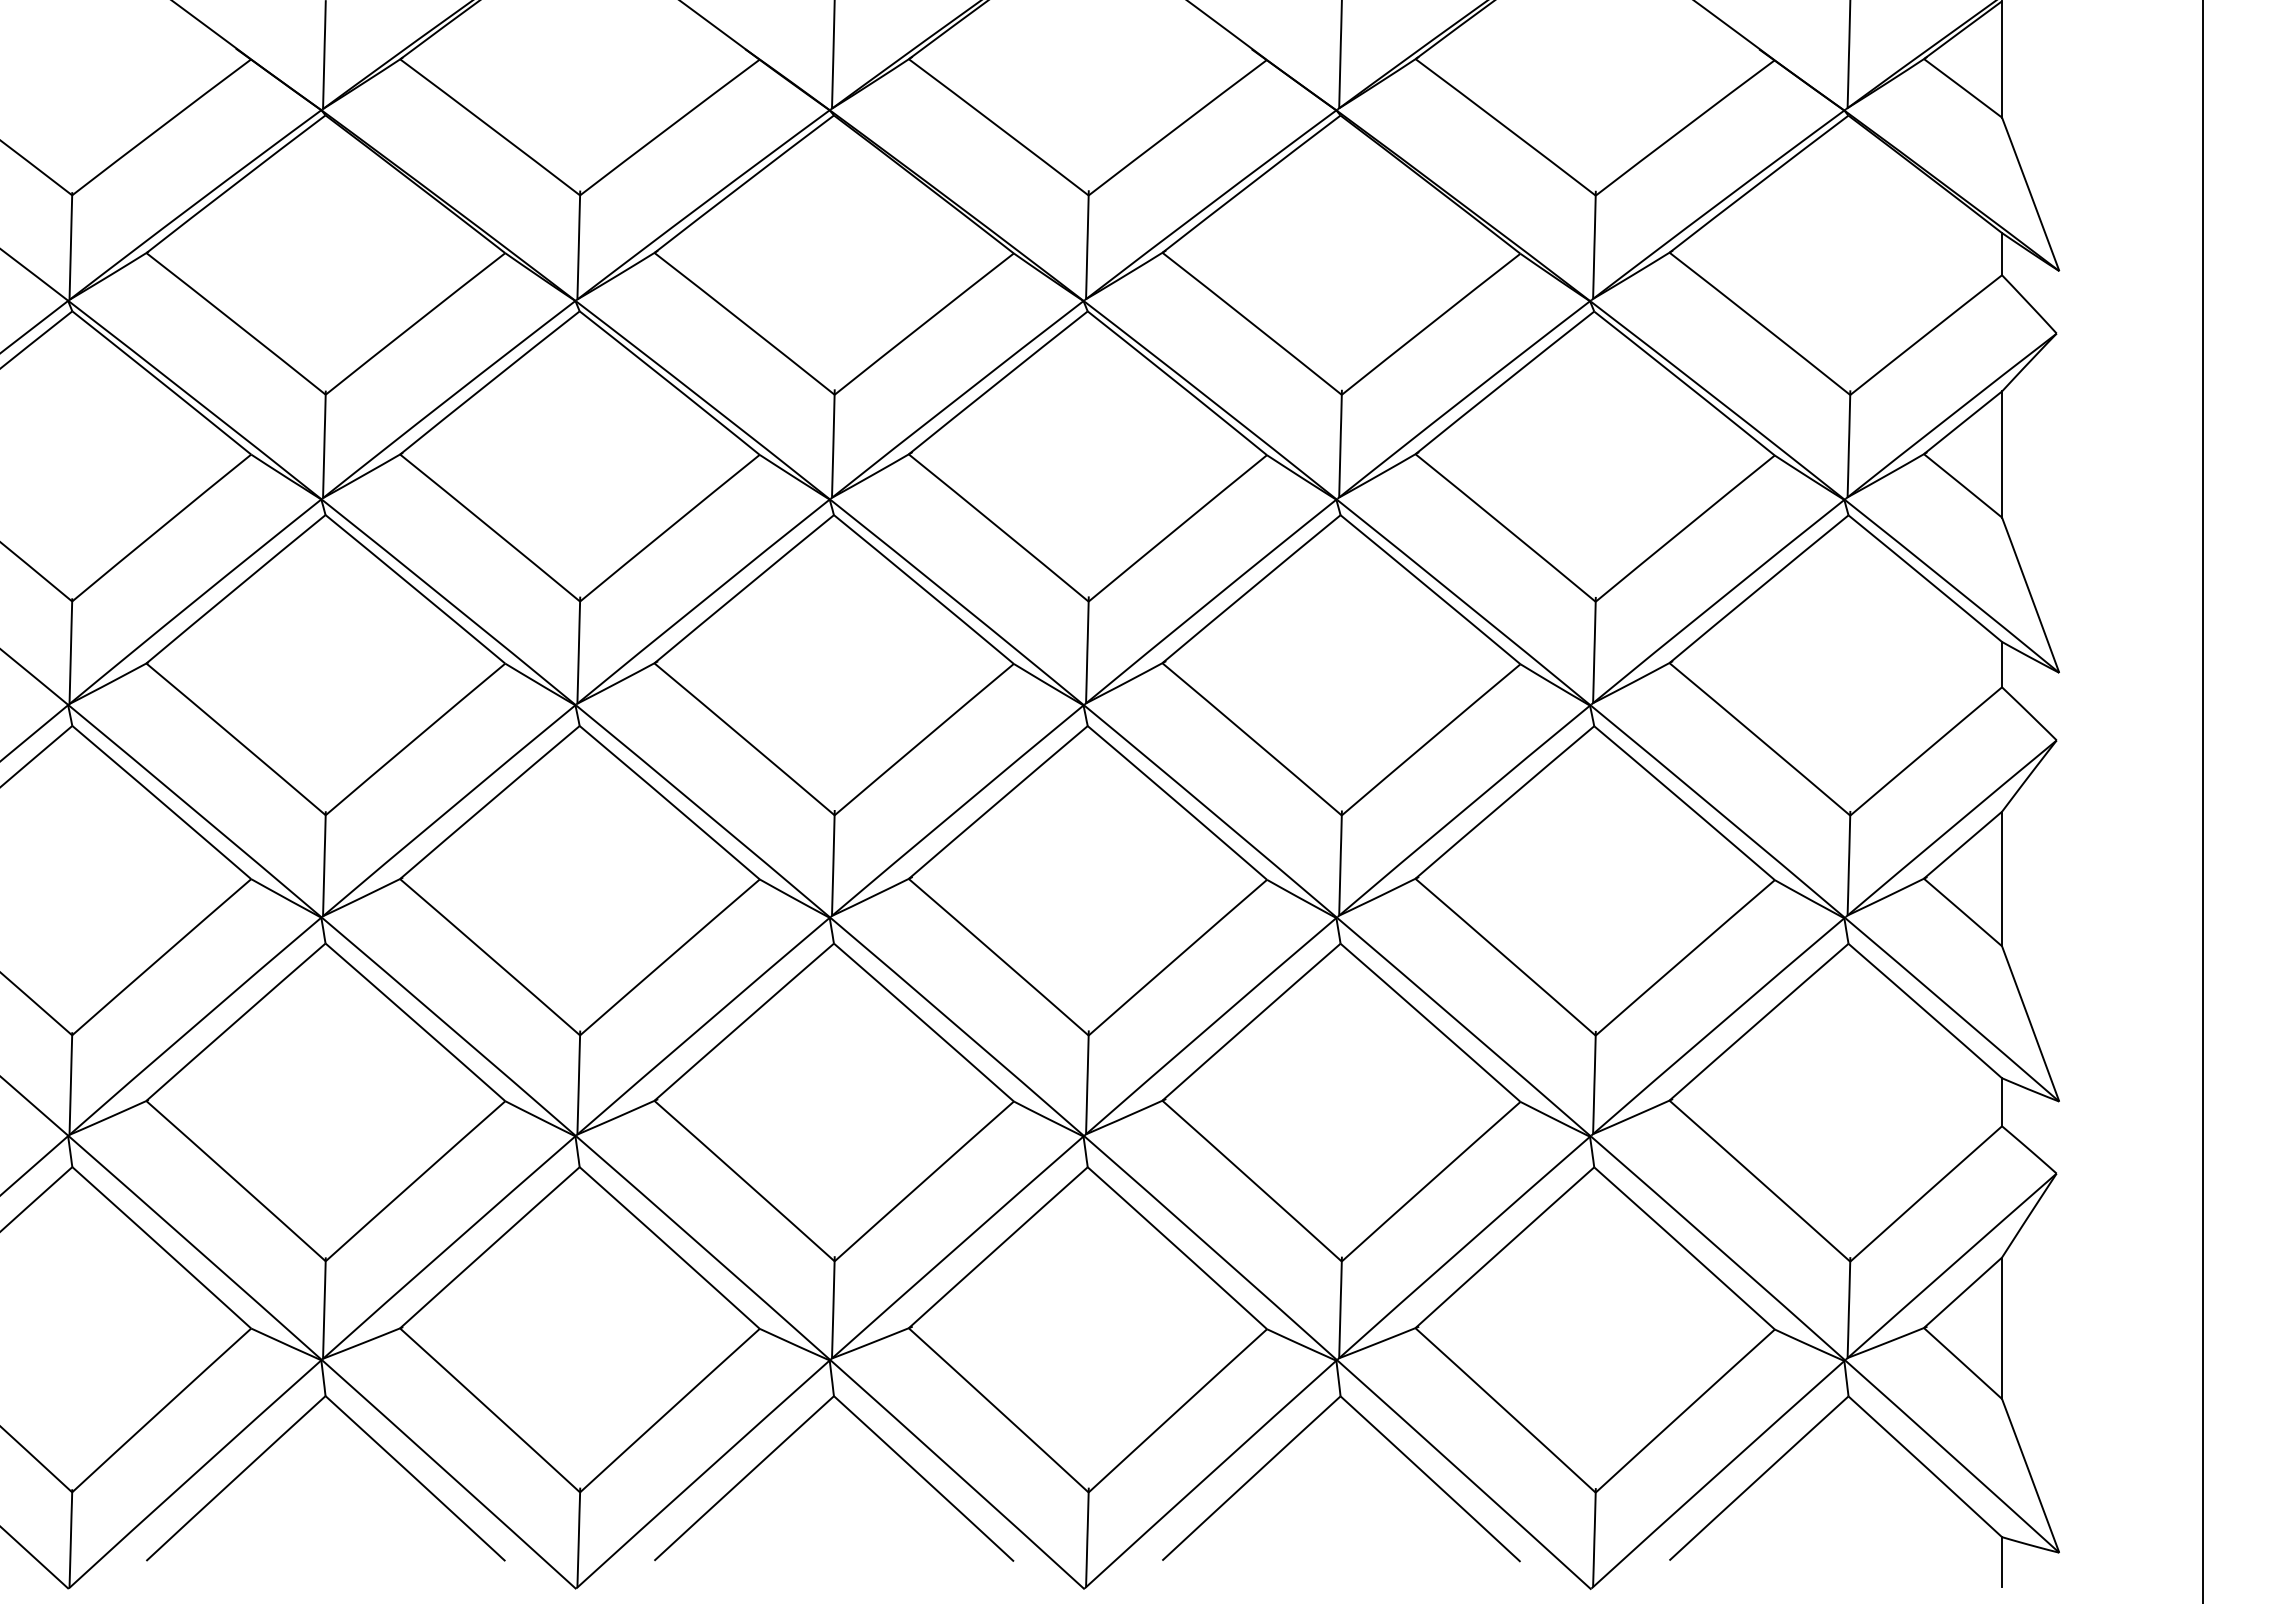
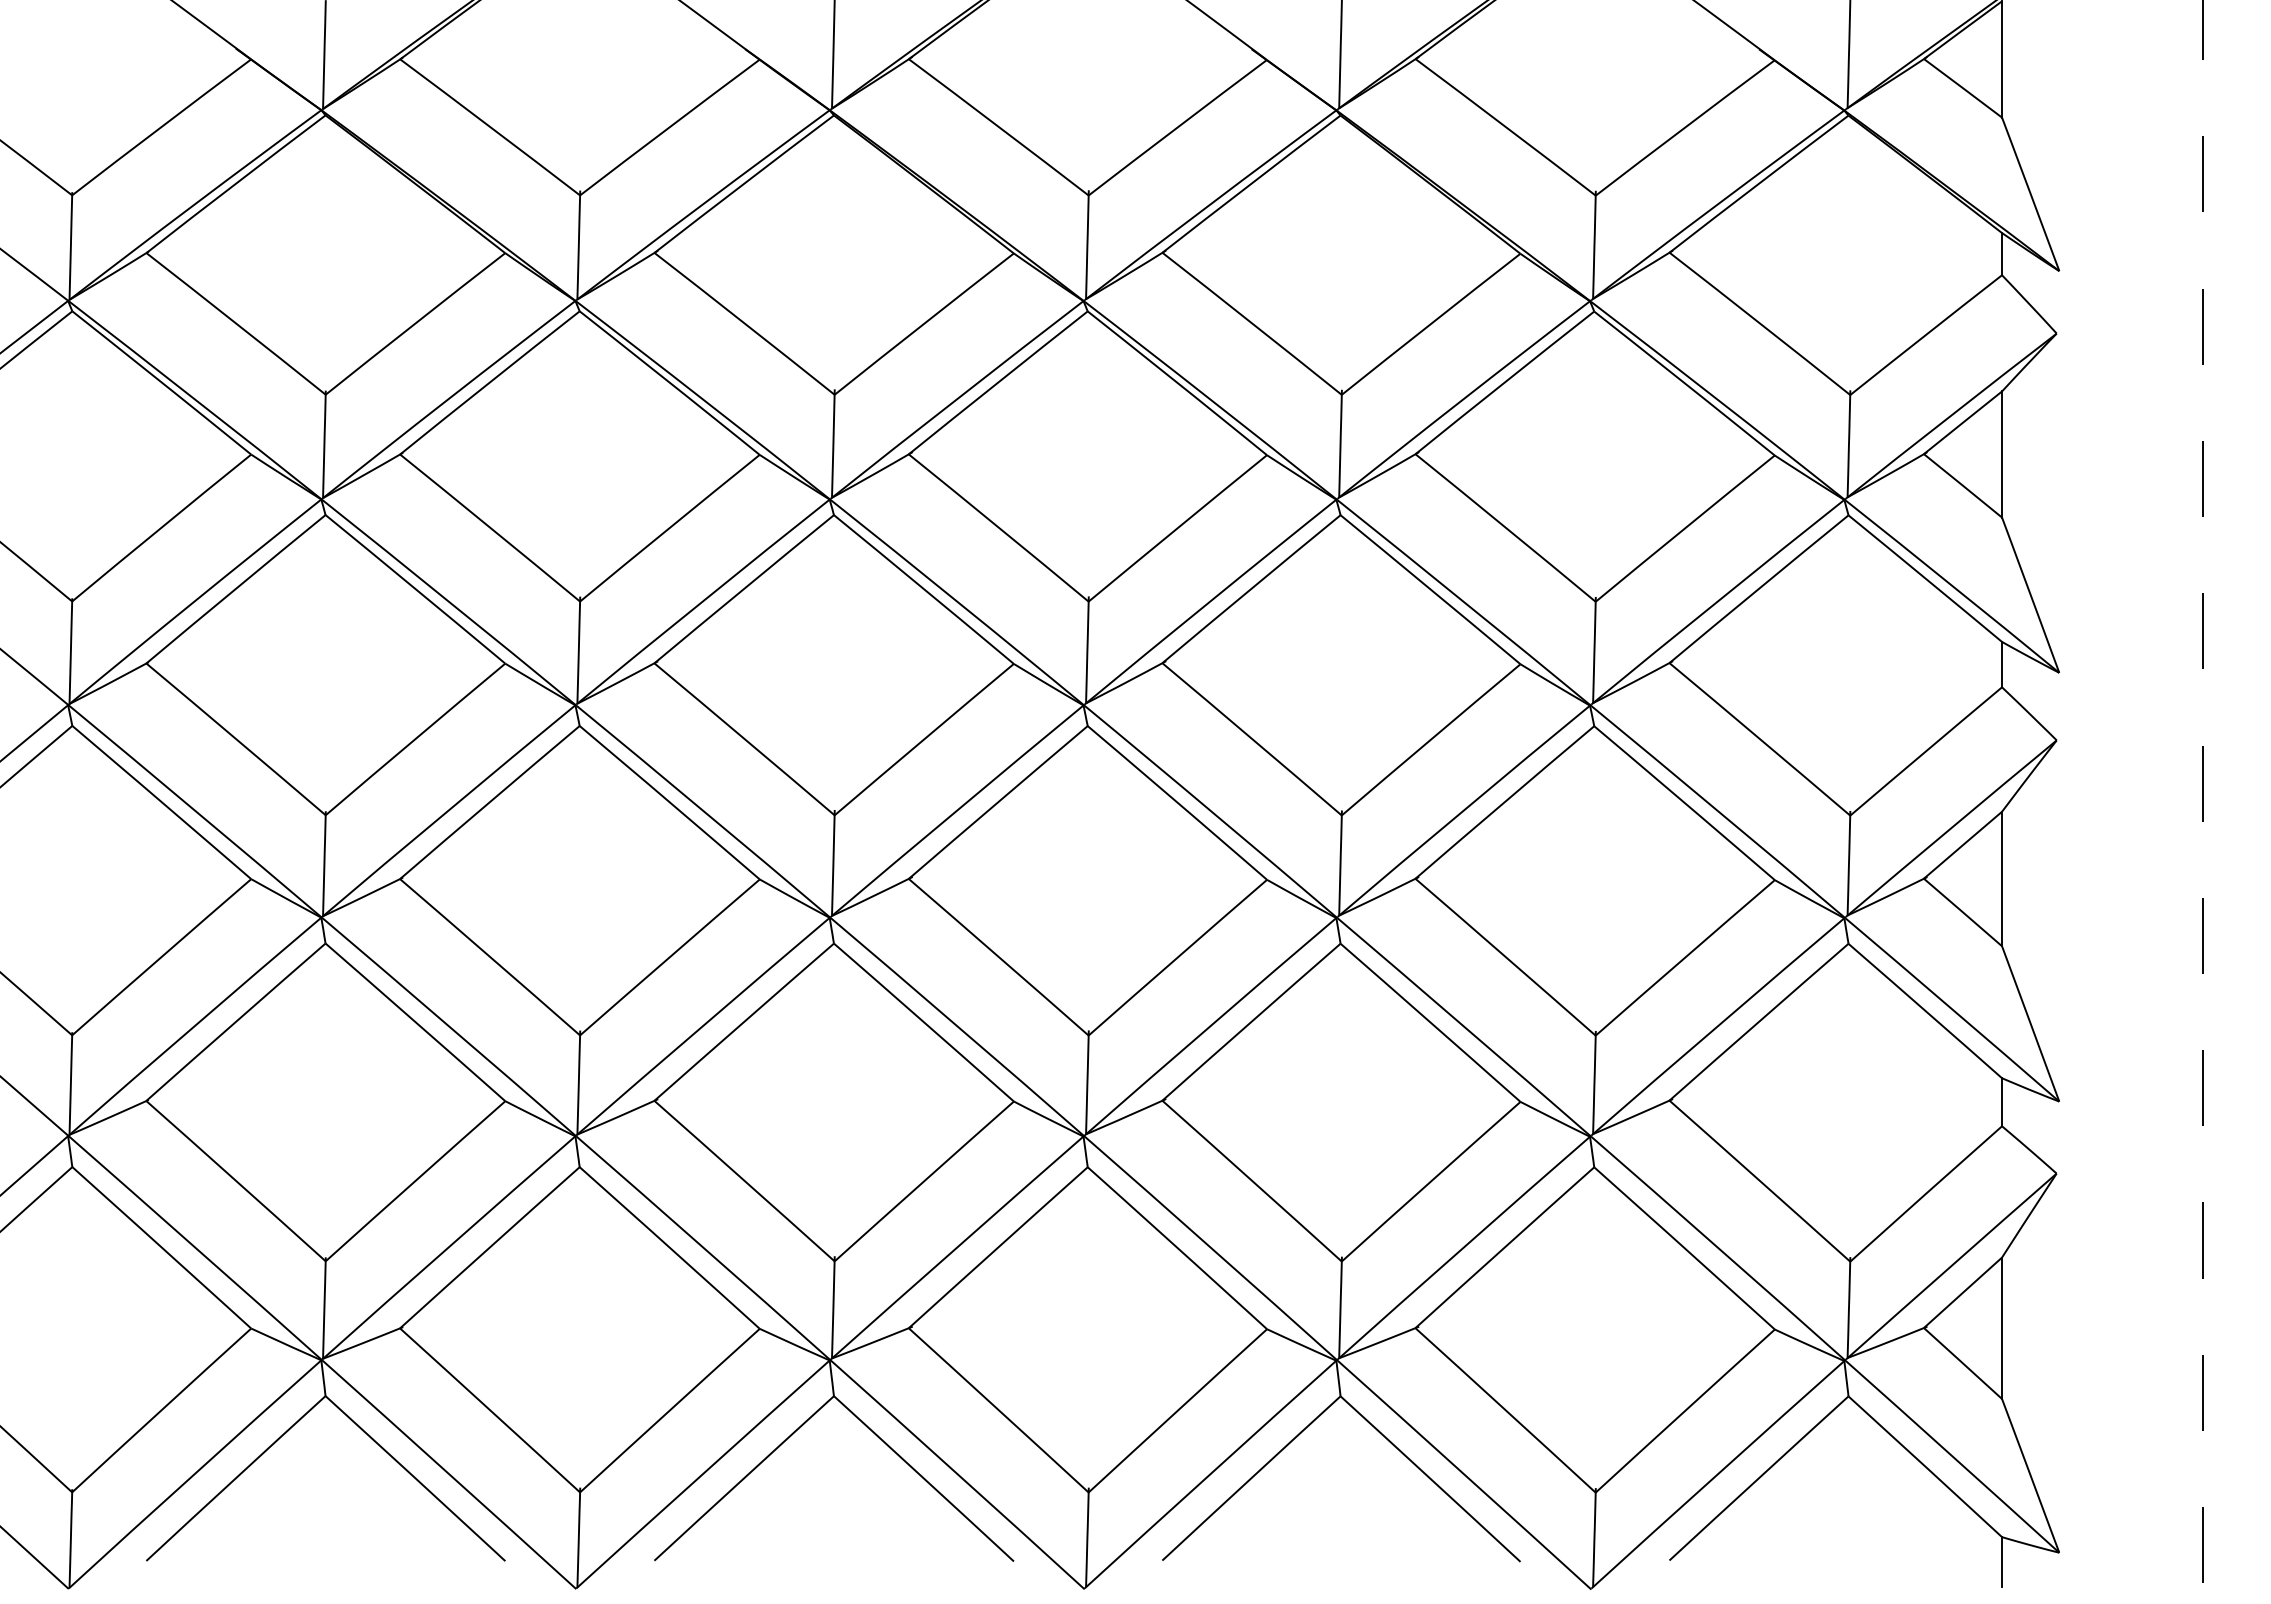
line: solid -> dashed (2202, 802)
